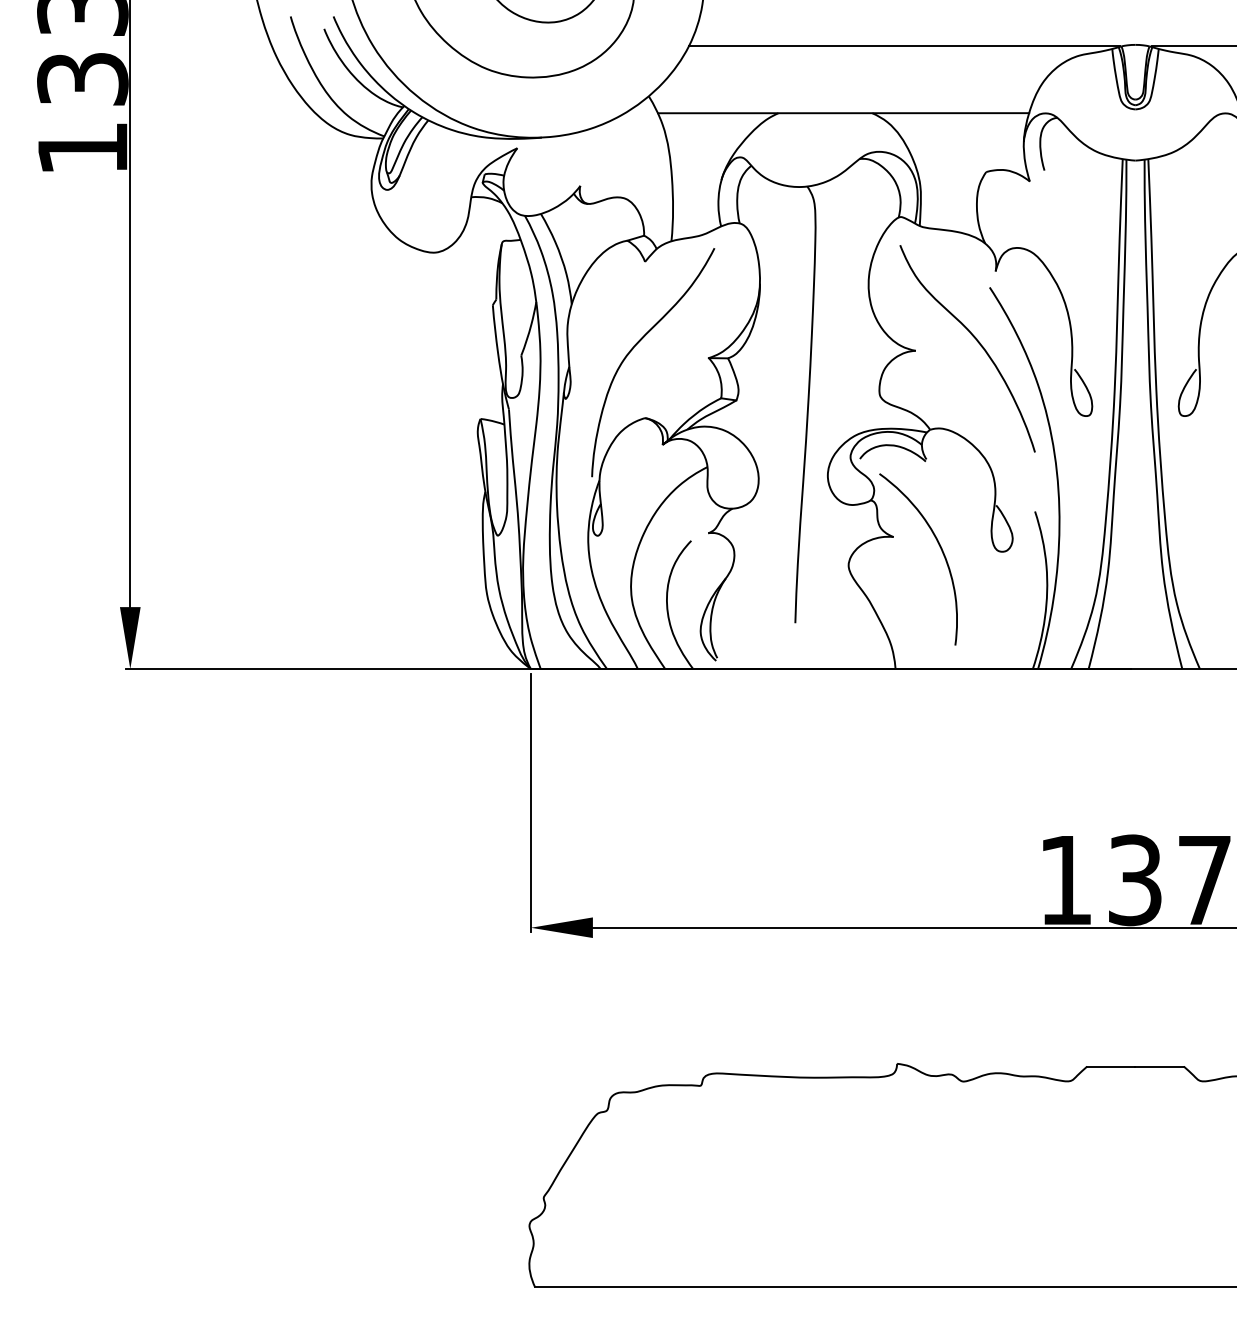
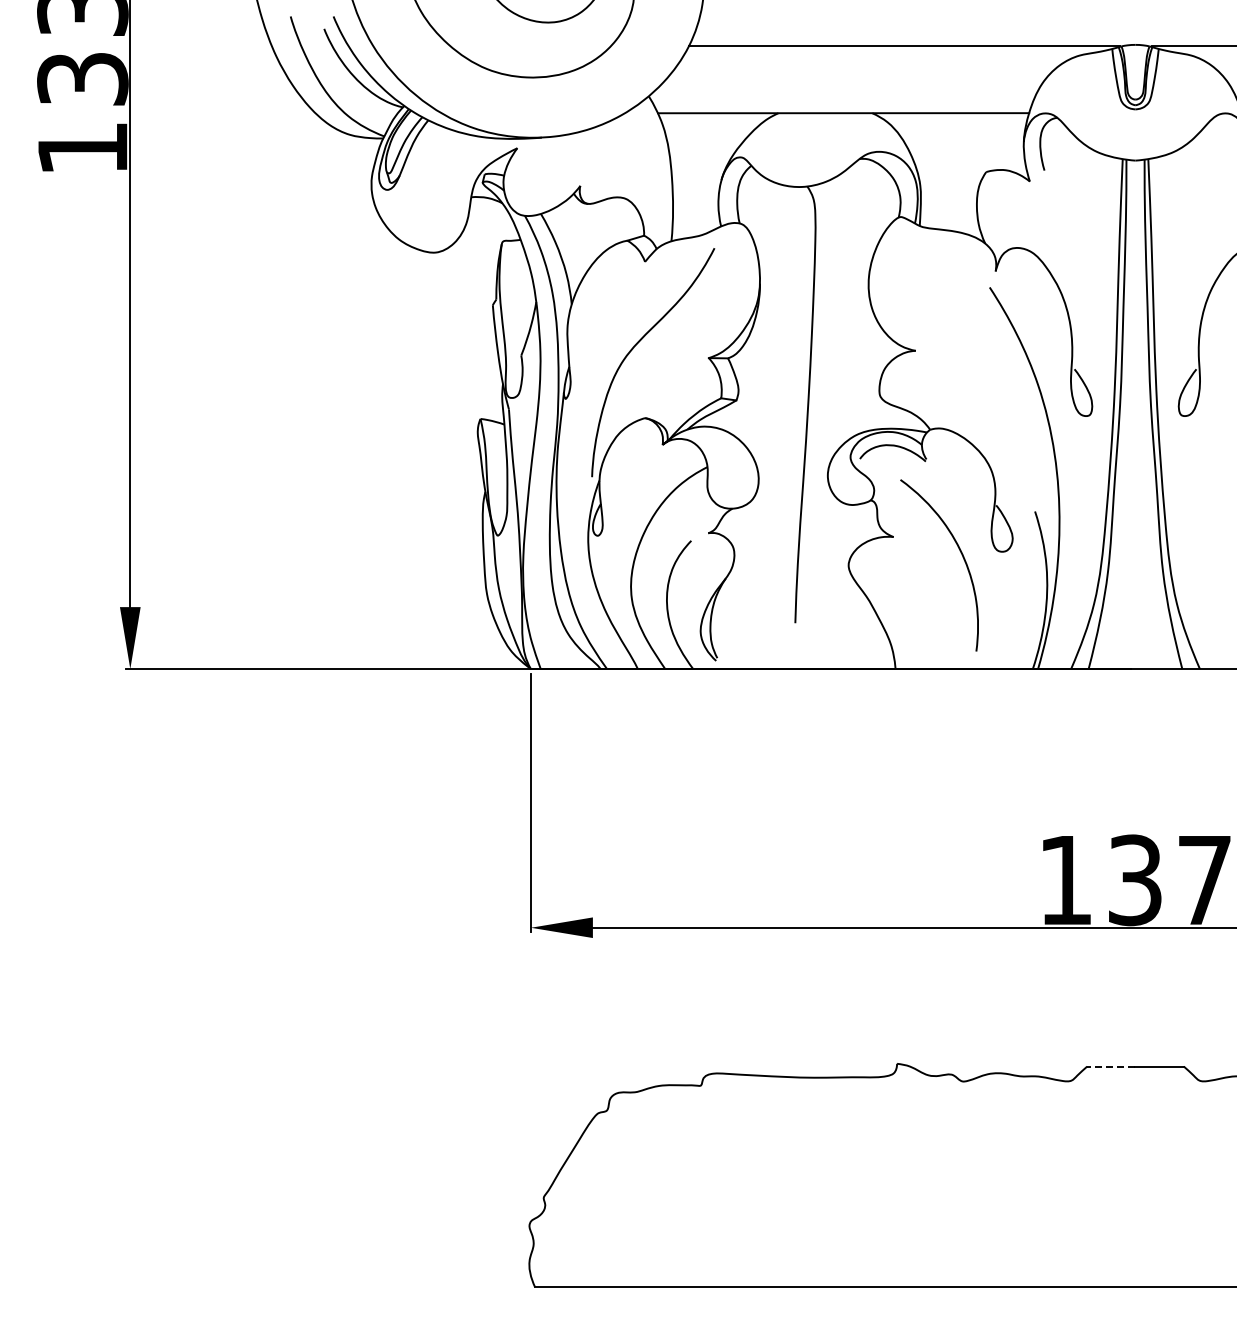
curve: present -> none (977, 342)
curve position: (940, 549) -> (961, 555) (961, 555)
line: solid -> dashed (1110, 1066)
